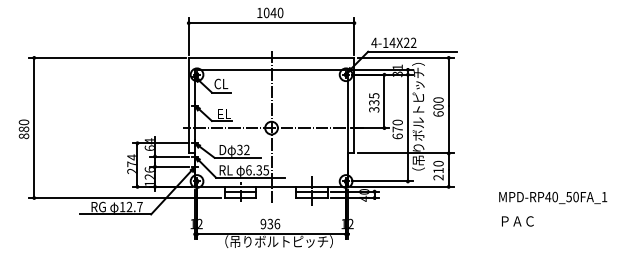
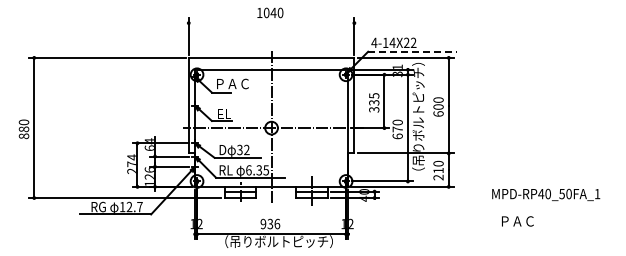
line: present -> none (271, 23)
line: solid -> dashed (412, 51)
text: CL -> ＰＡＣ (231, 83)
text position: (553, 197) -> (546, 194) (546, 194)
